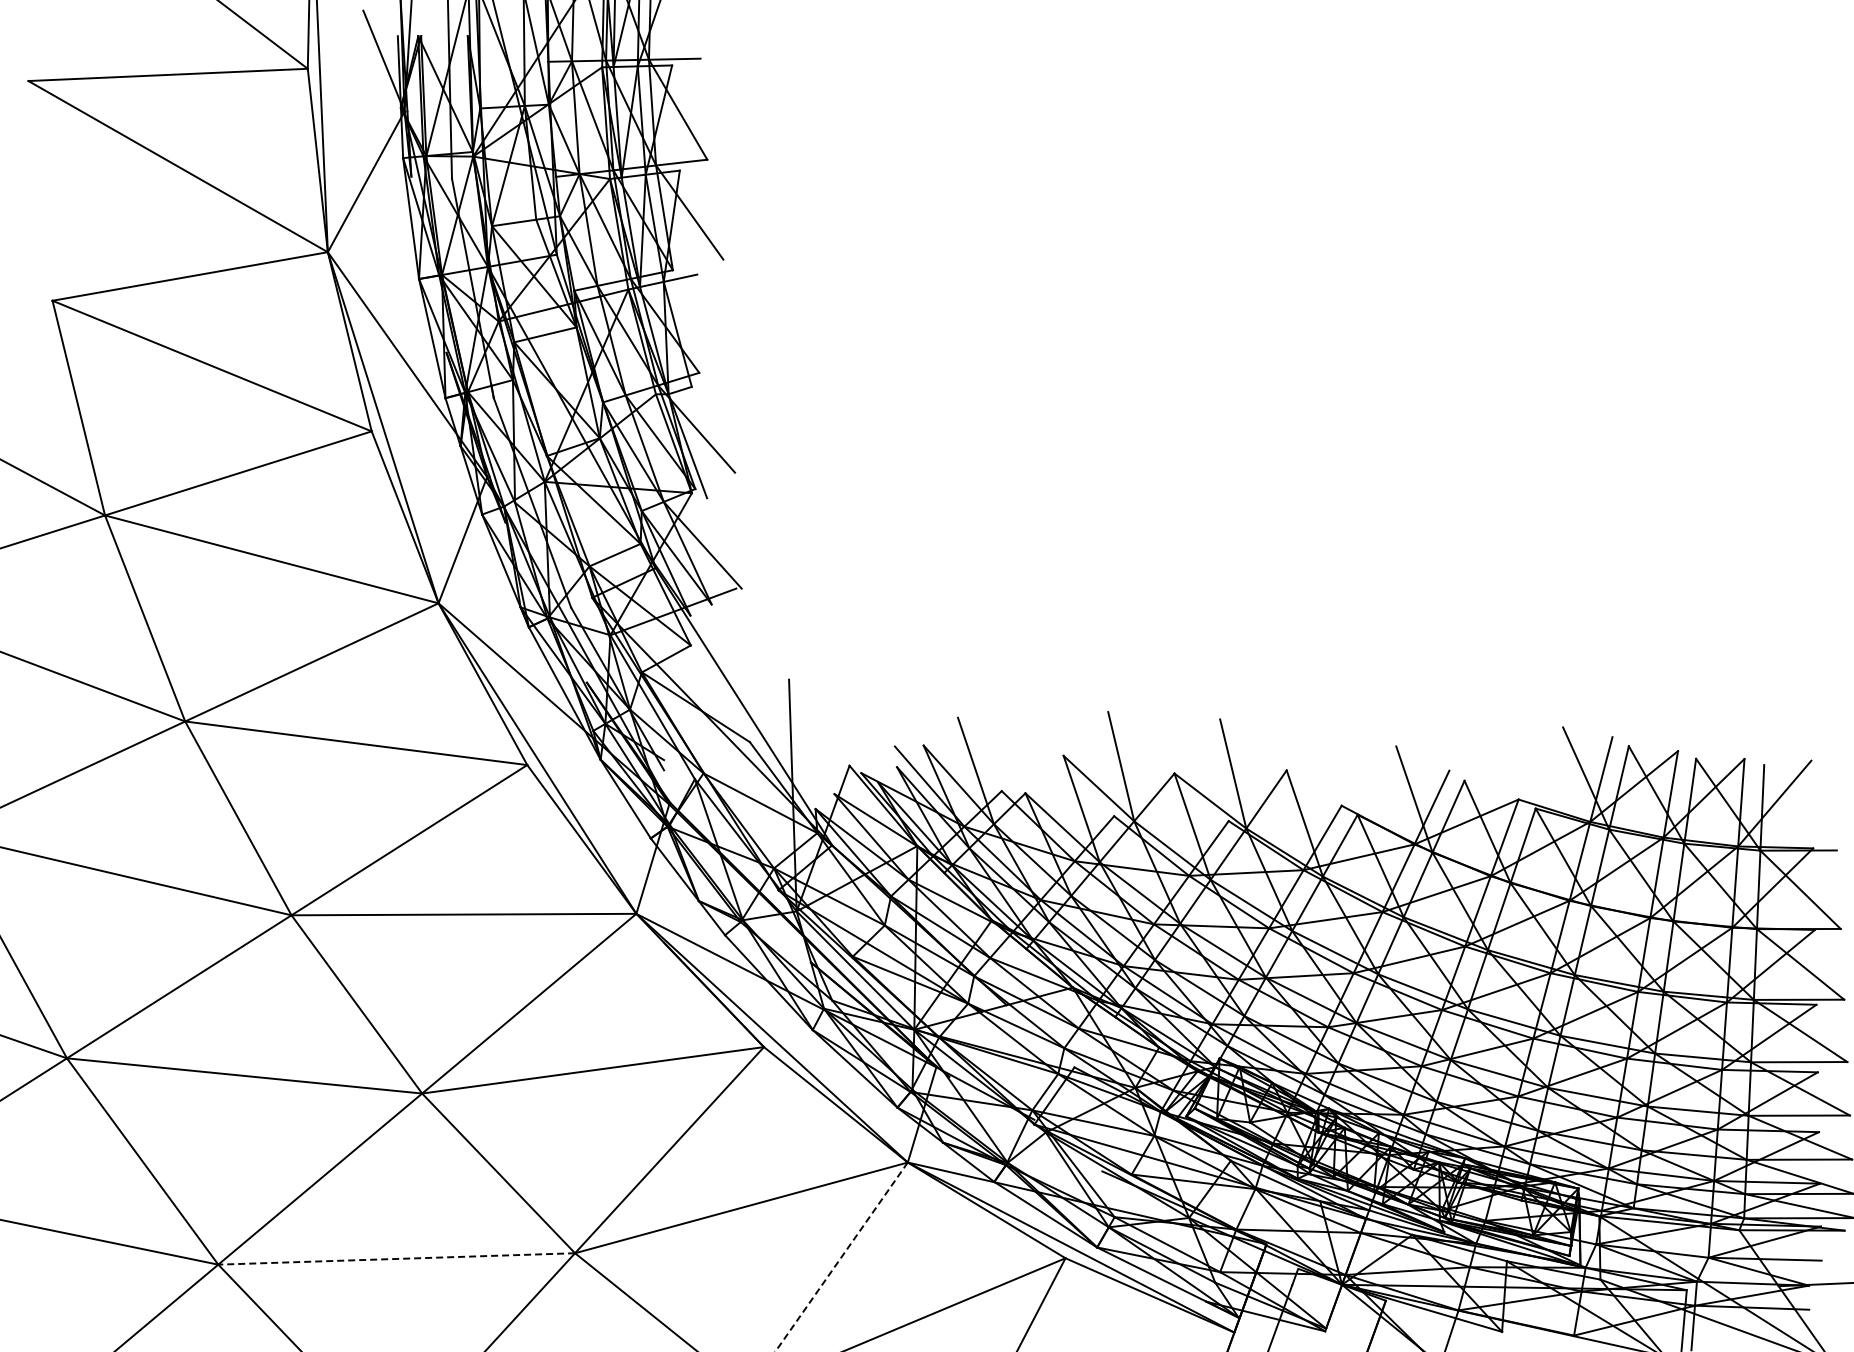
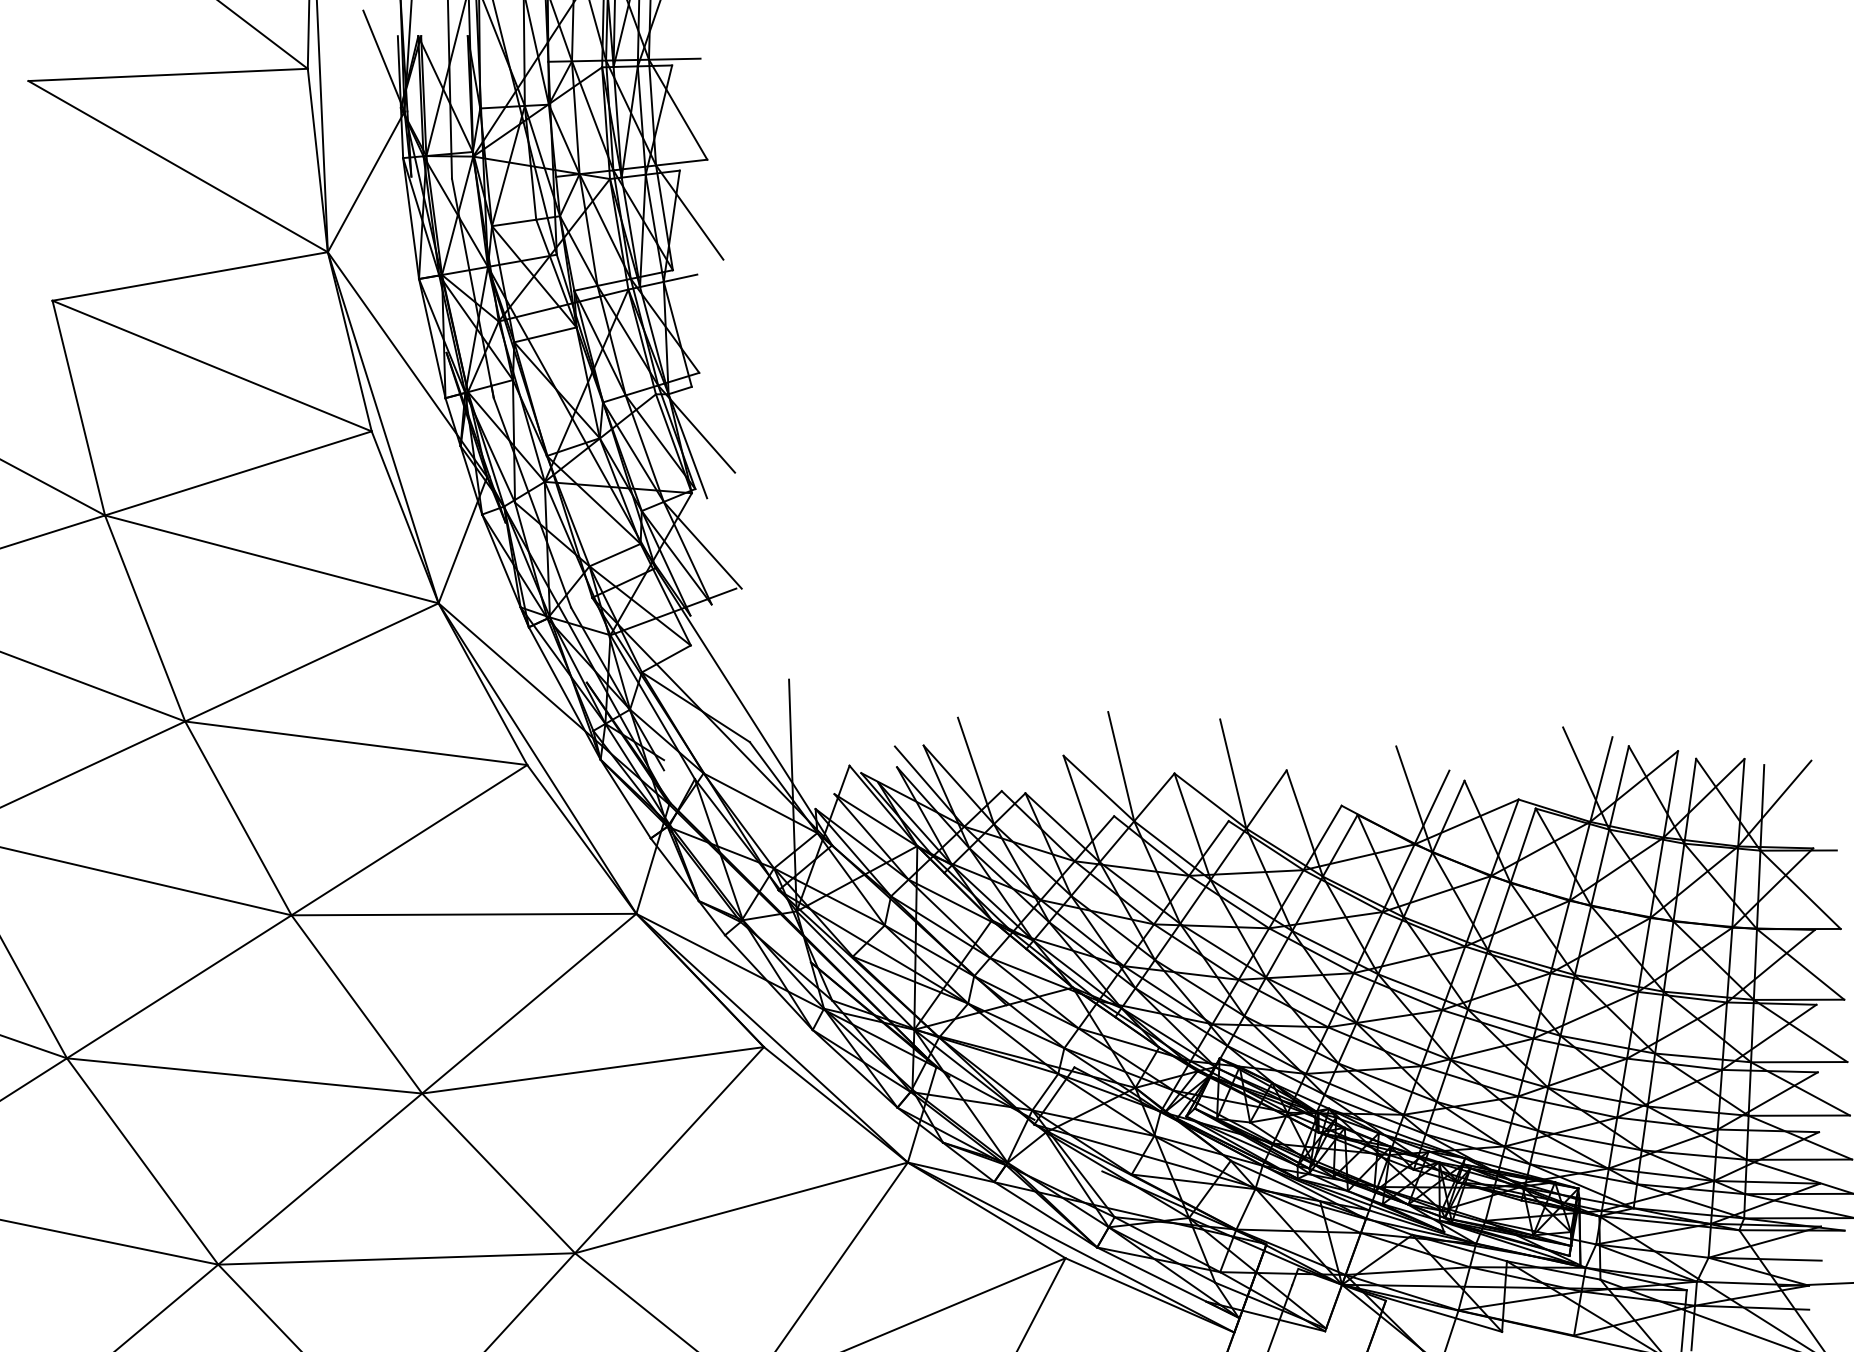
line: dashed -> solid (841, 1257)
line: dashed -> solid (396, 1258)
